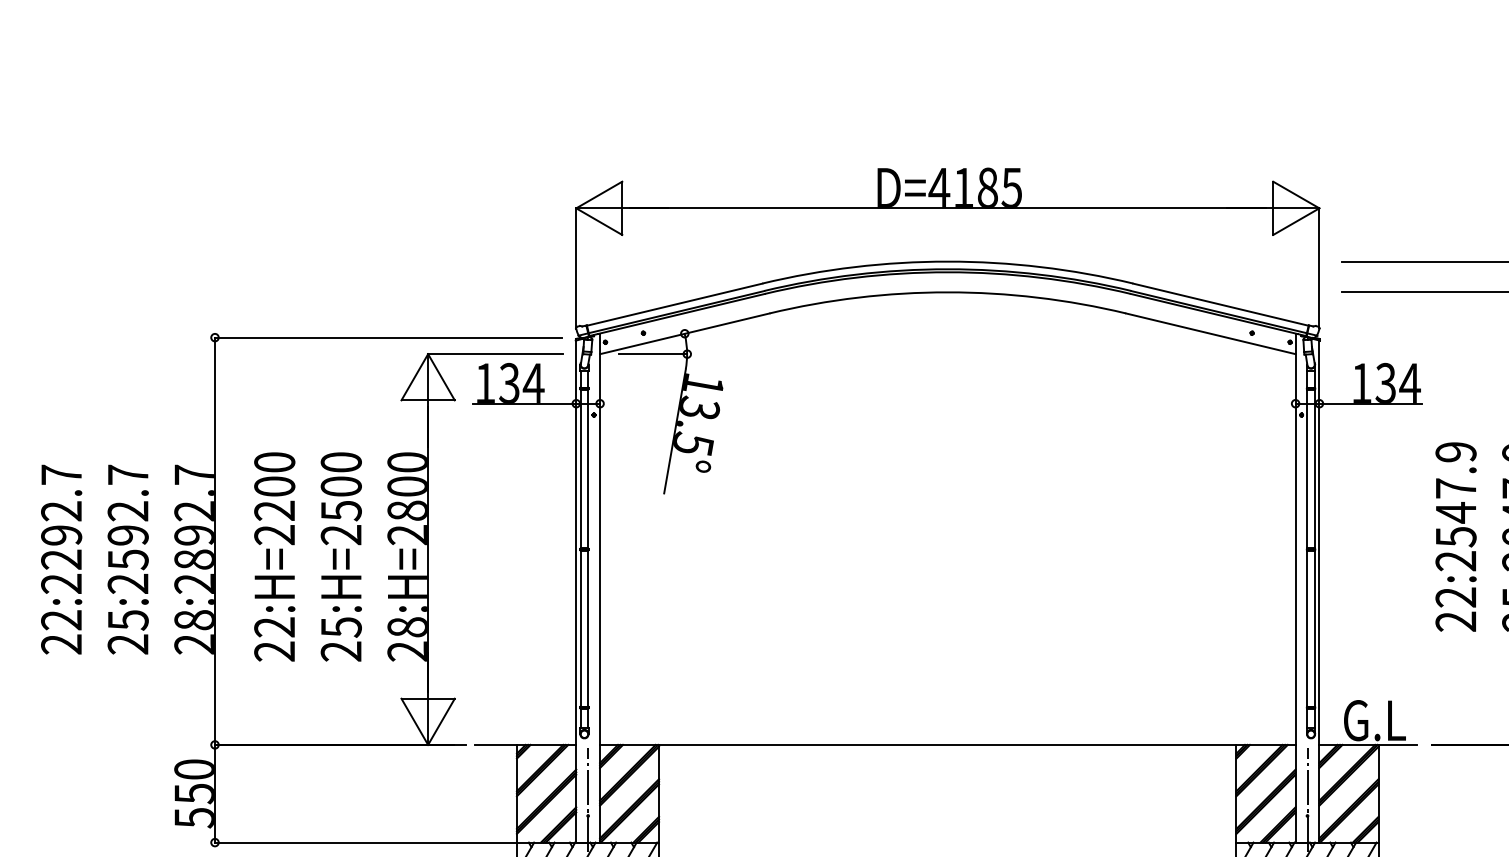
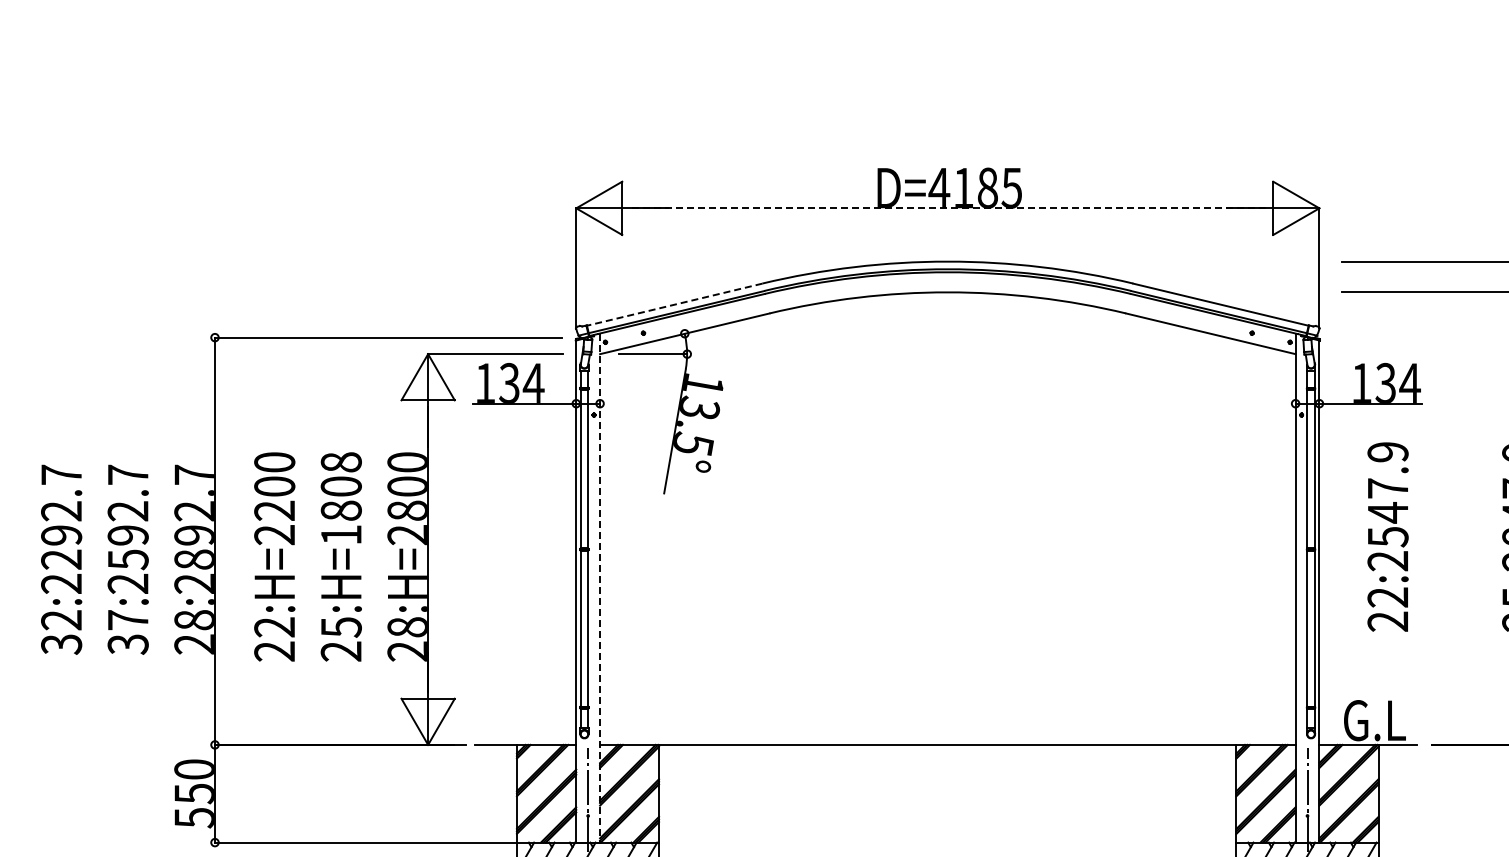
line: solid -> dashed (947, 208)
line: solid -> dashed (674, 304)
text: 25:H=2500 -> 25:H=1808 (340, 498)
text position: (1455, 536) -> (1387, 536) (1387, 536)
line: solid -> dashed (600, 588)
text: 25:2592.7 -> 37:2592.7 (127, 632)
text: 22:2292.7 -> 32:2292.7 (61, 644)
